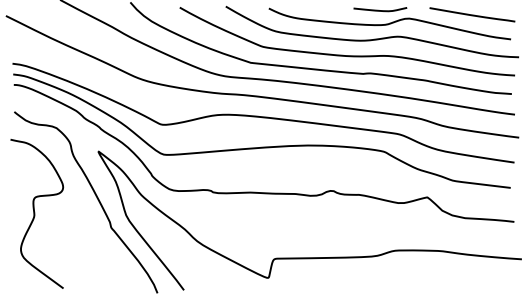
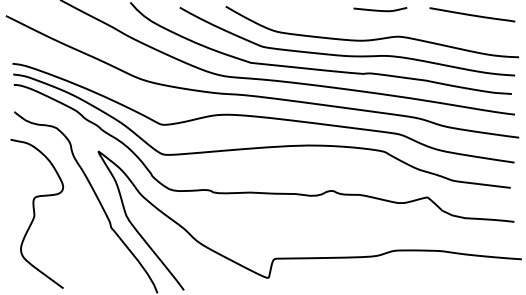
curve: present -> none (389, 23)
